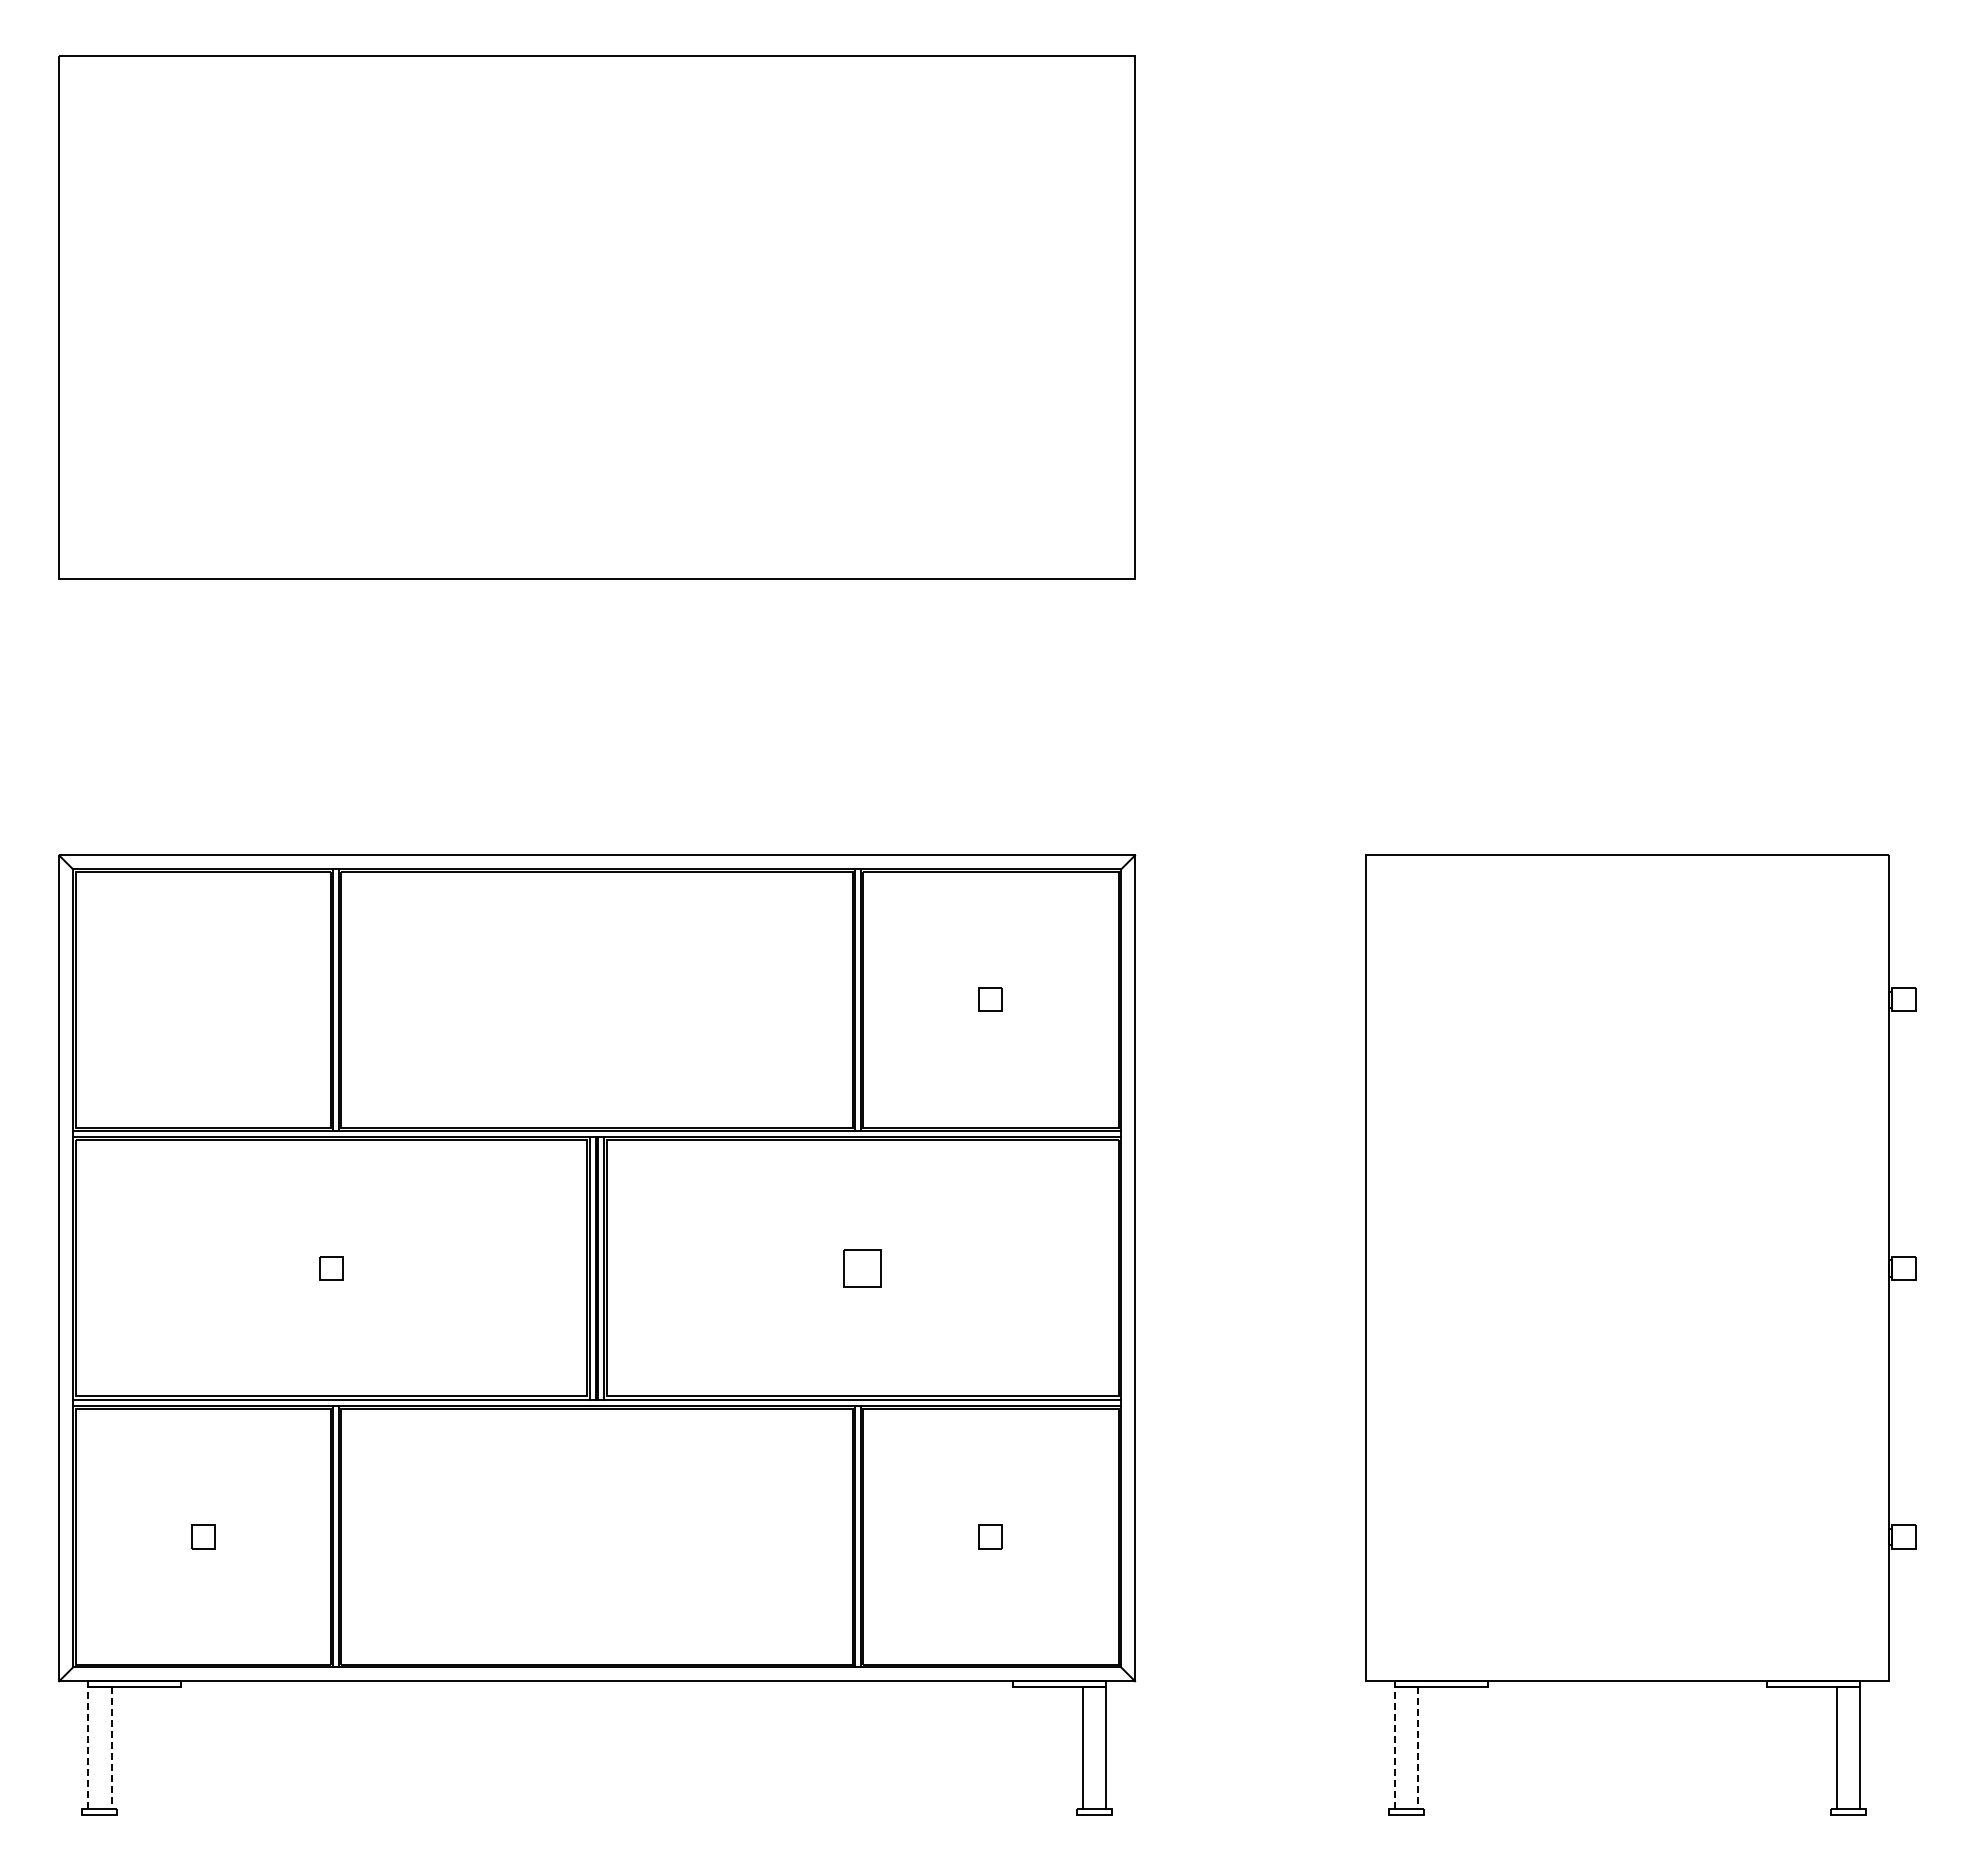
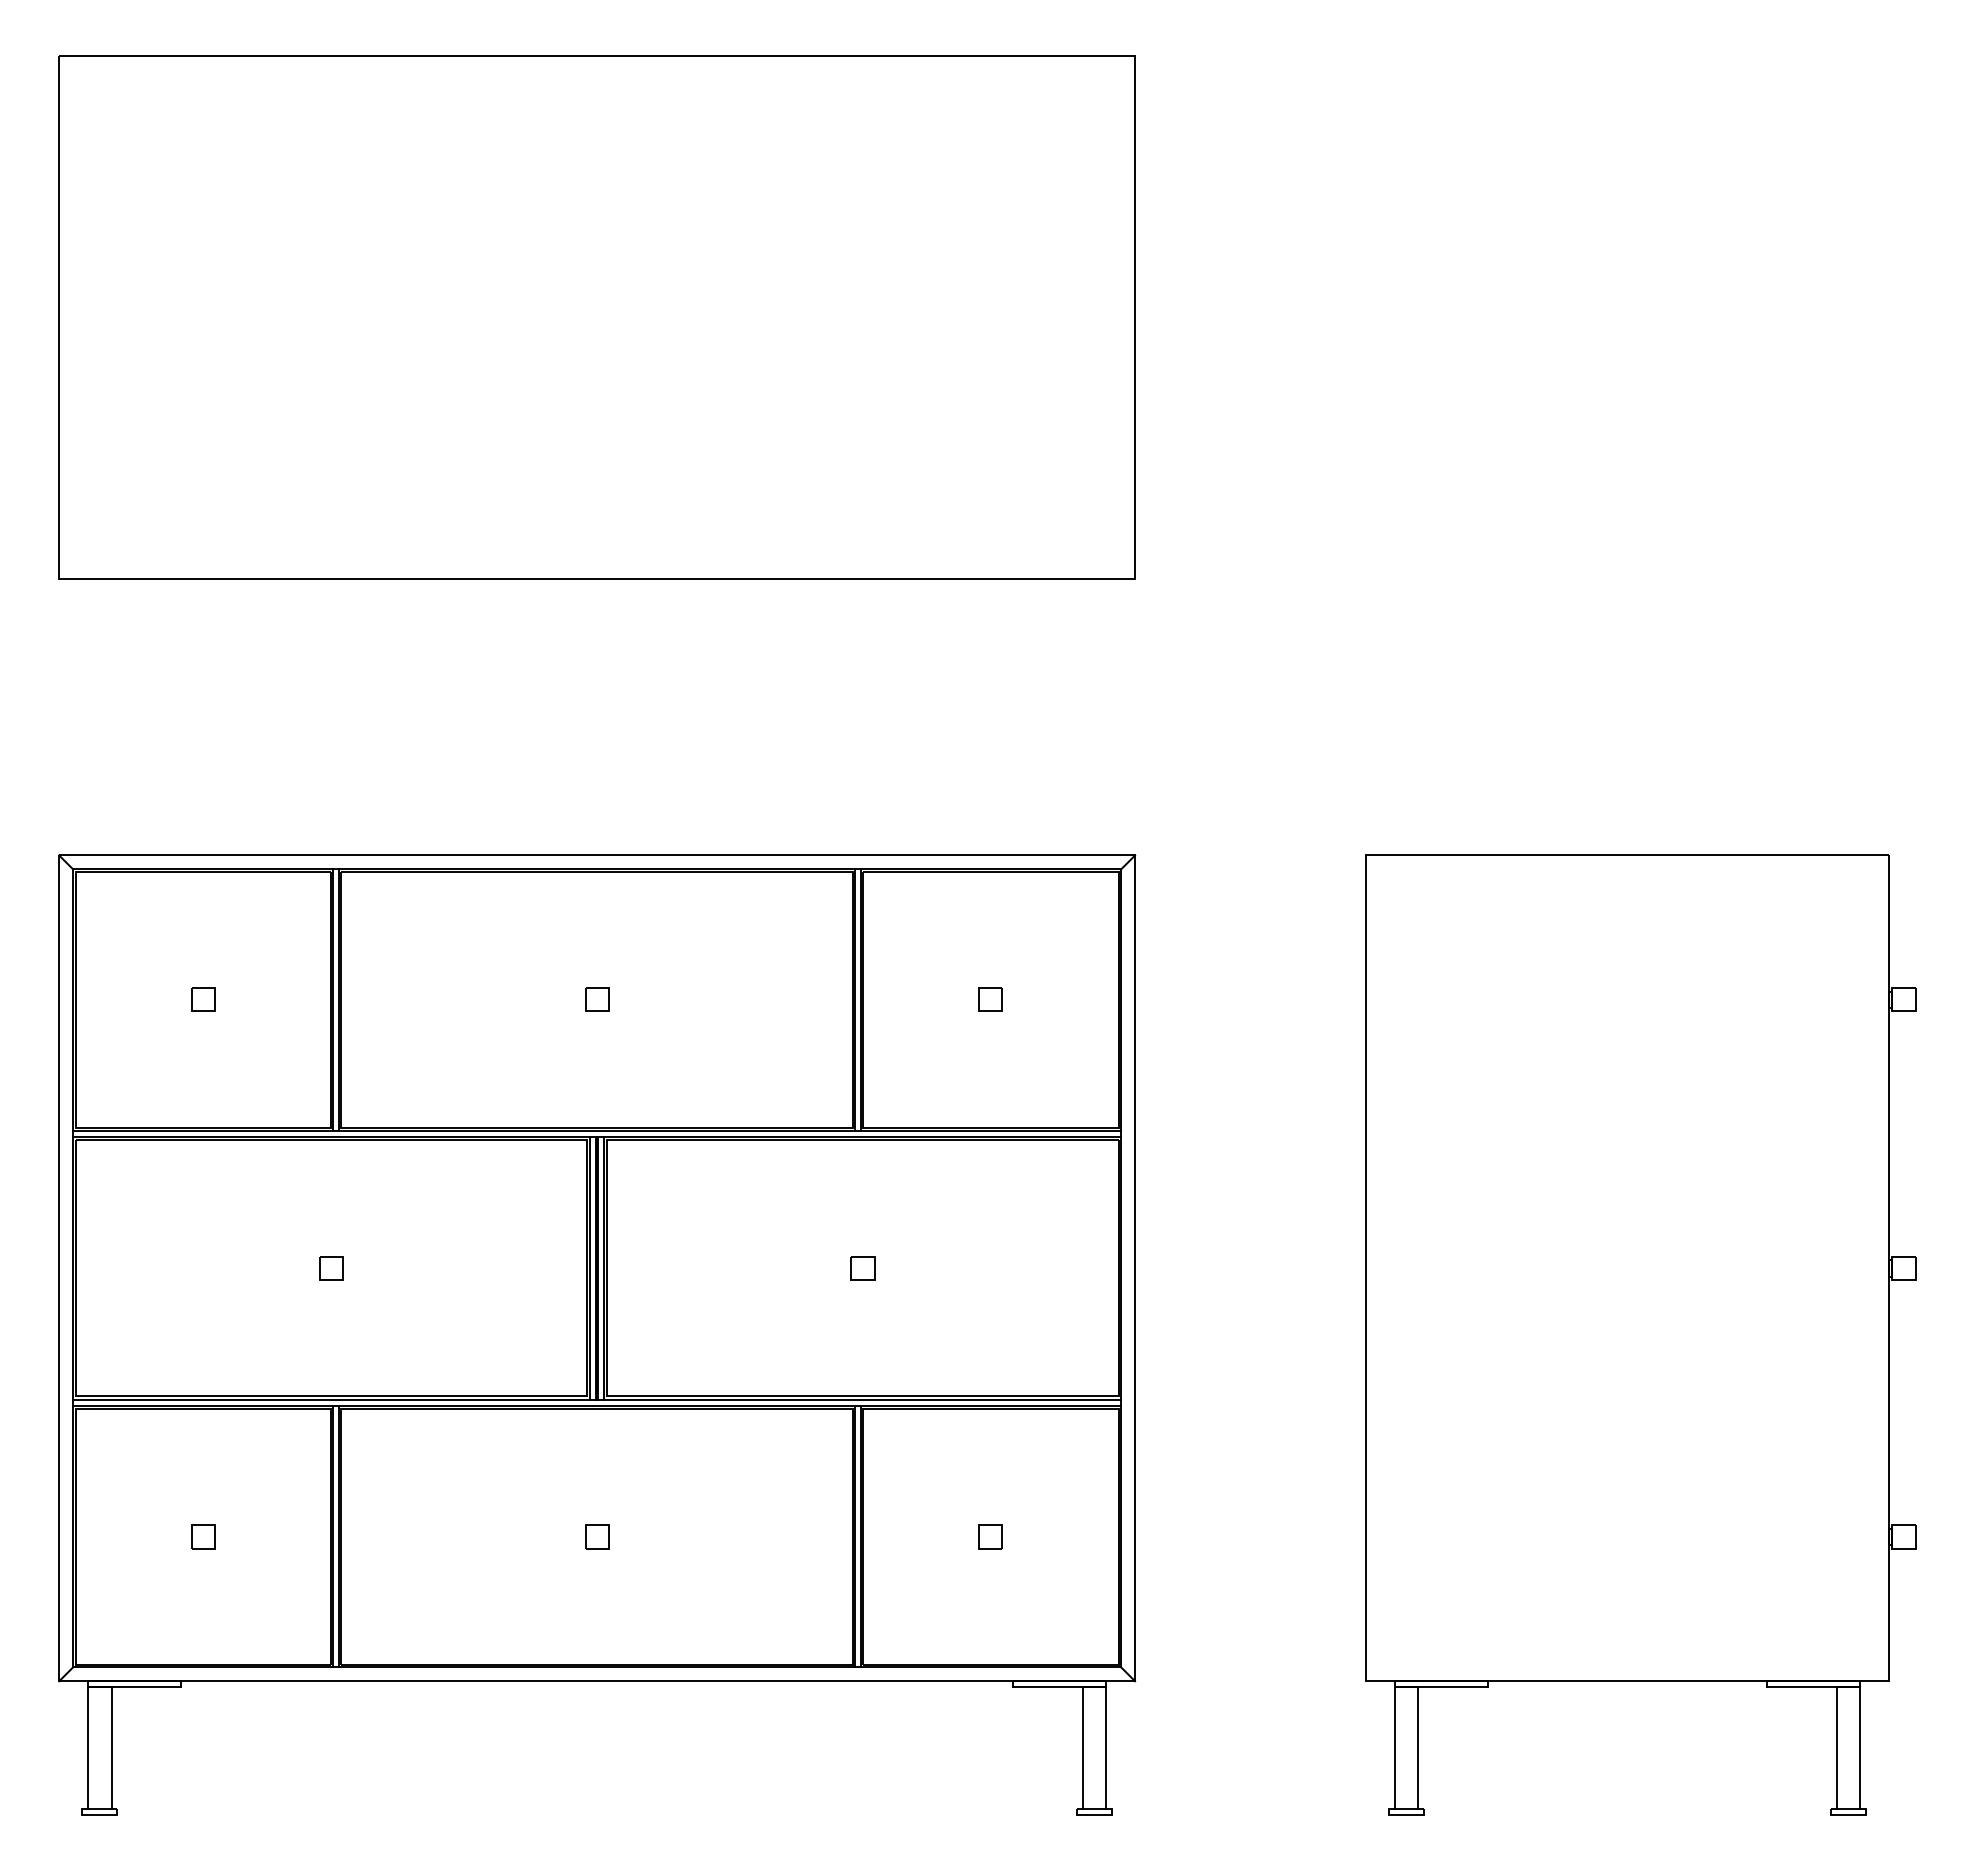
part: none -> present (203, 999)
part: none -> present (597, 999)
part size: 39x39 px -> 26x25 px (862, 1268)
part: none -> present (597, 1536)
line: dashed -> solid (88, 1745)
line: dashed -> solid (1394, 1745)
line: dashed -> solid (111, 1748)
line: dashed -> solid (1417, 1748)
